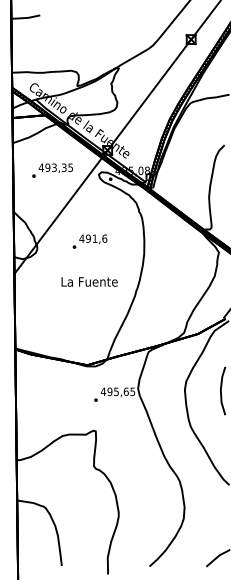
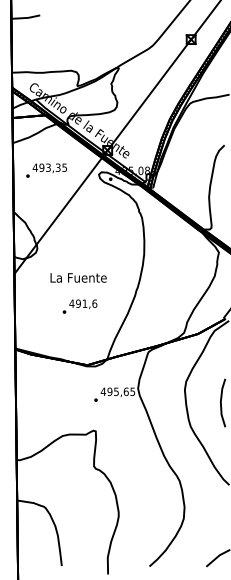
text position: (52, 170) -> (46, 170) (46, 170)
text position: (89, 241) -> (79, 306) (79, 306)
text position: (89, 281) -> (78, 277) (78, 277)
line position: (221, 390) -> (221, 402) (221, 402)
